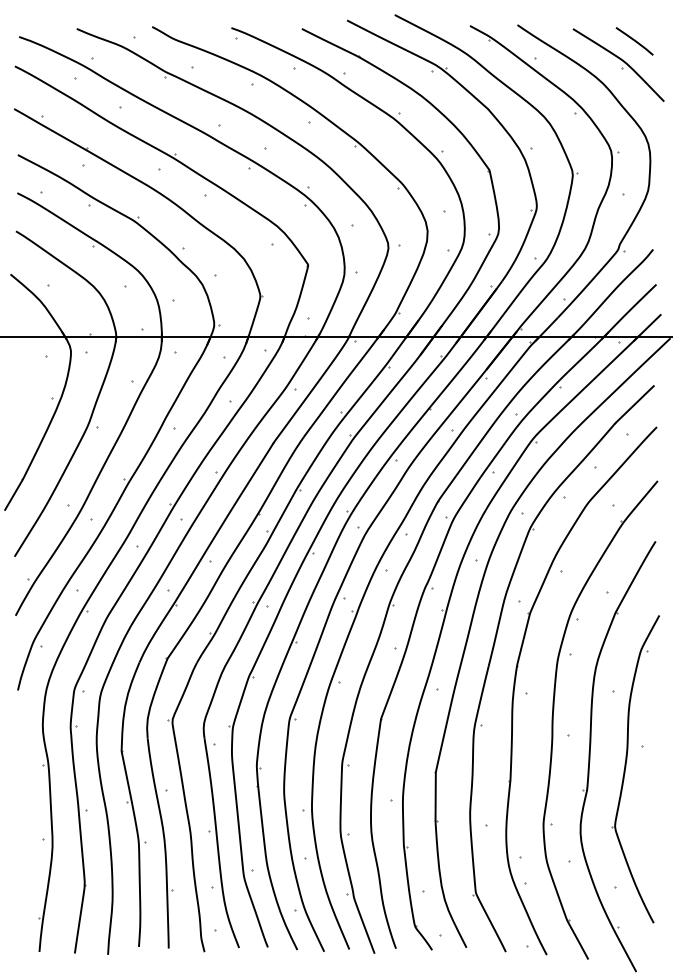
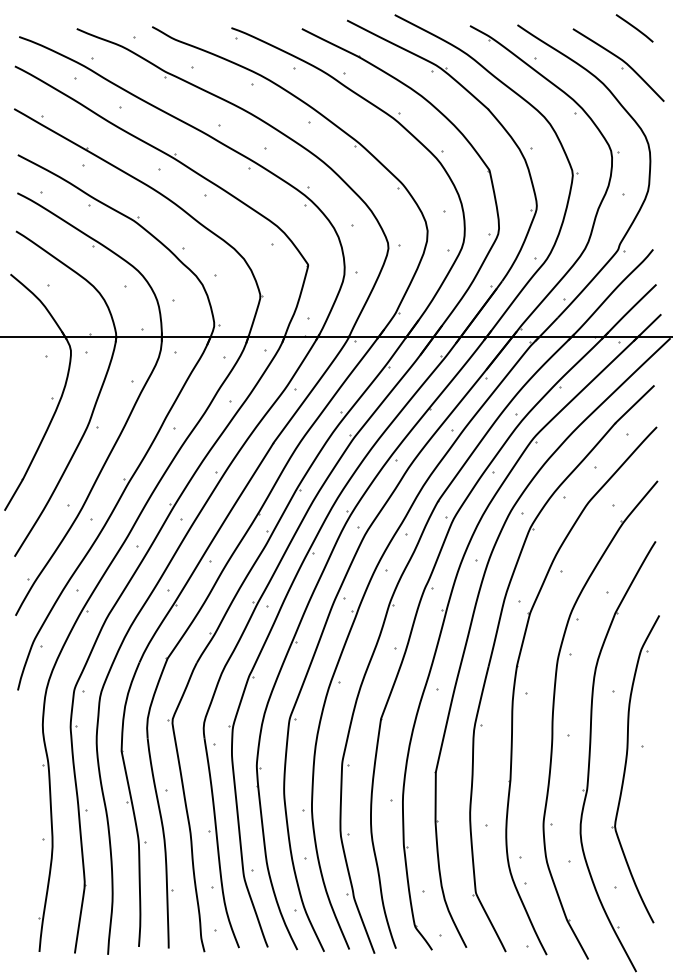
line position: (634, 41) -> (634, 28) (634, 28)
